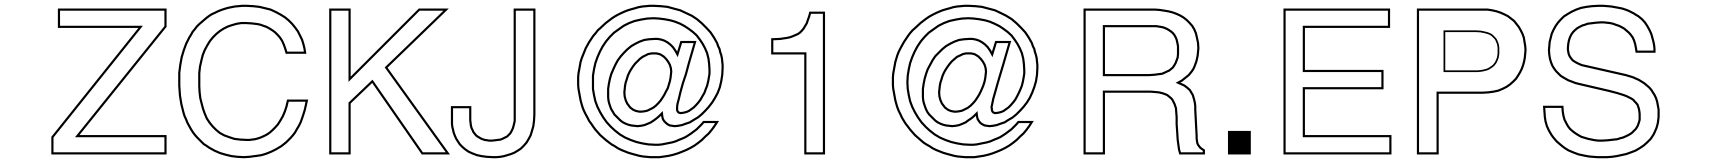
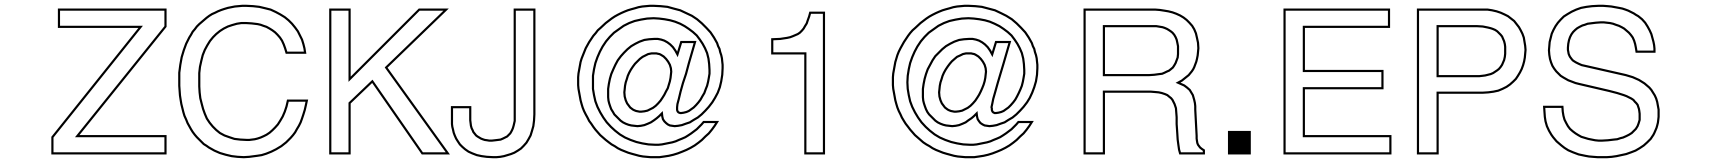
part size: 57x42 px -> 71x53 px (1471, 51)
